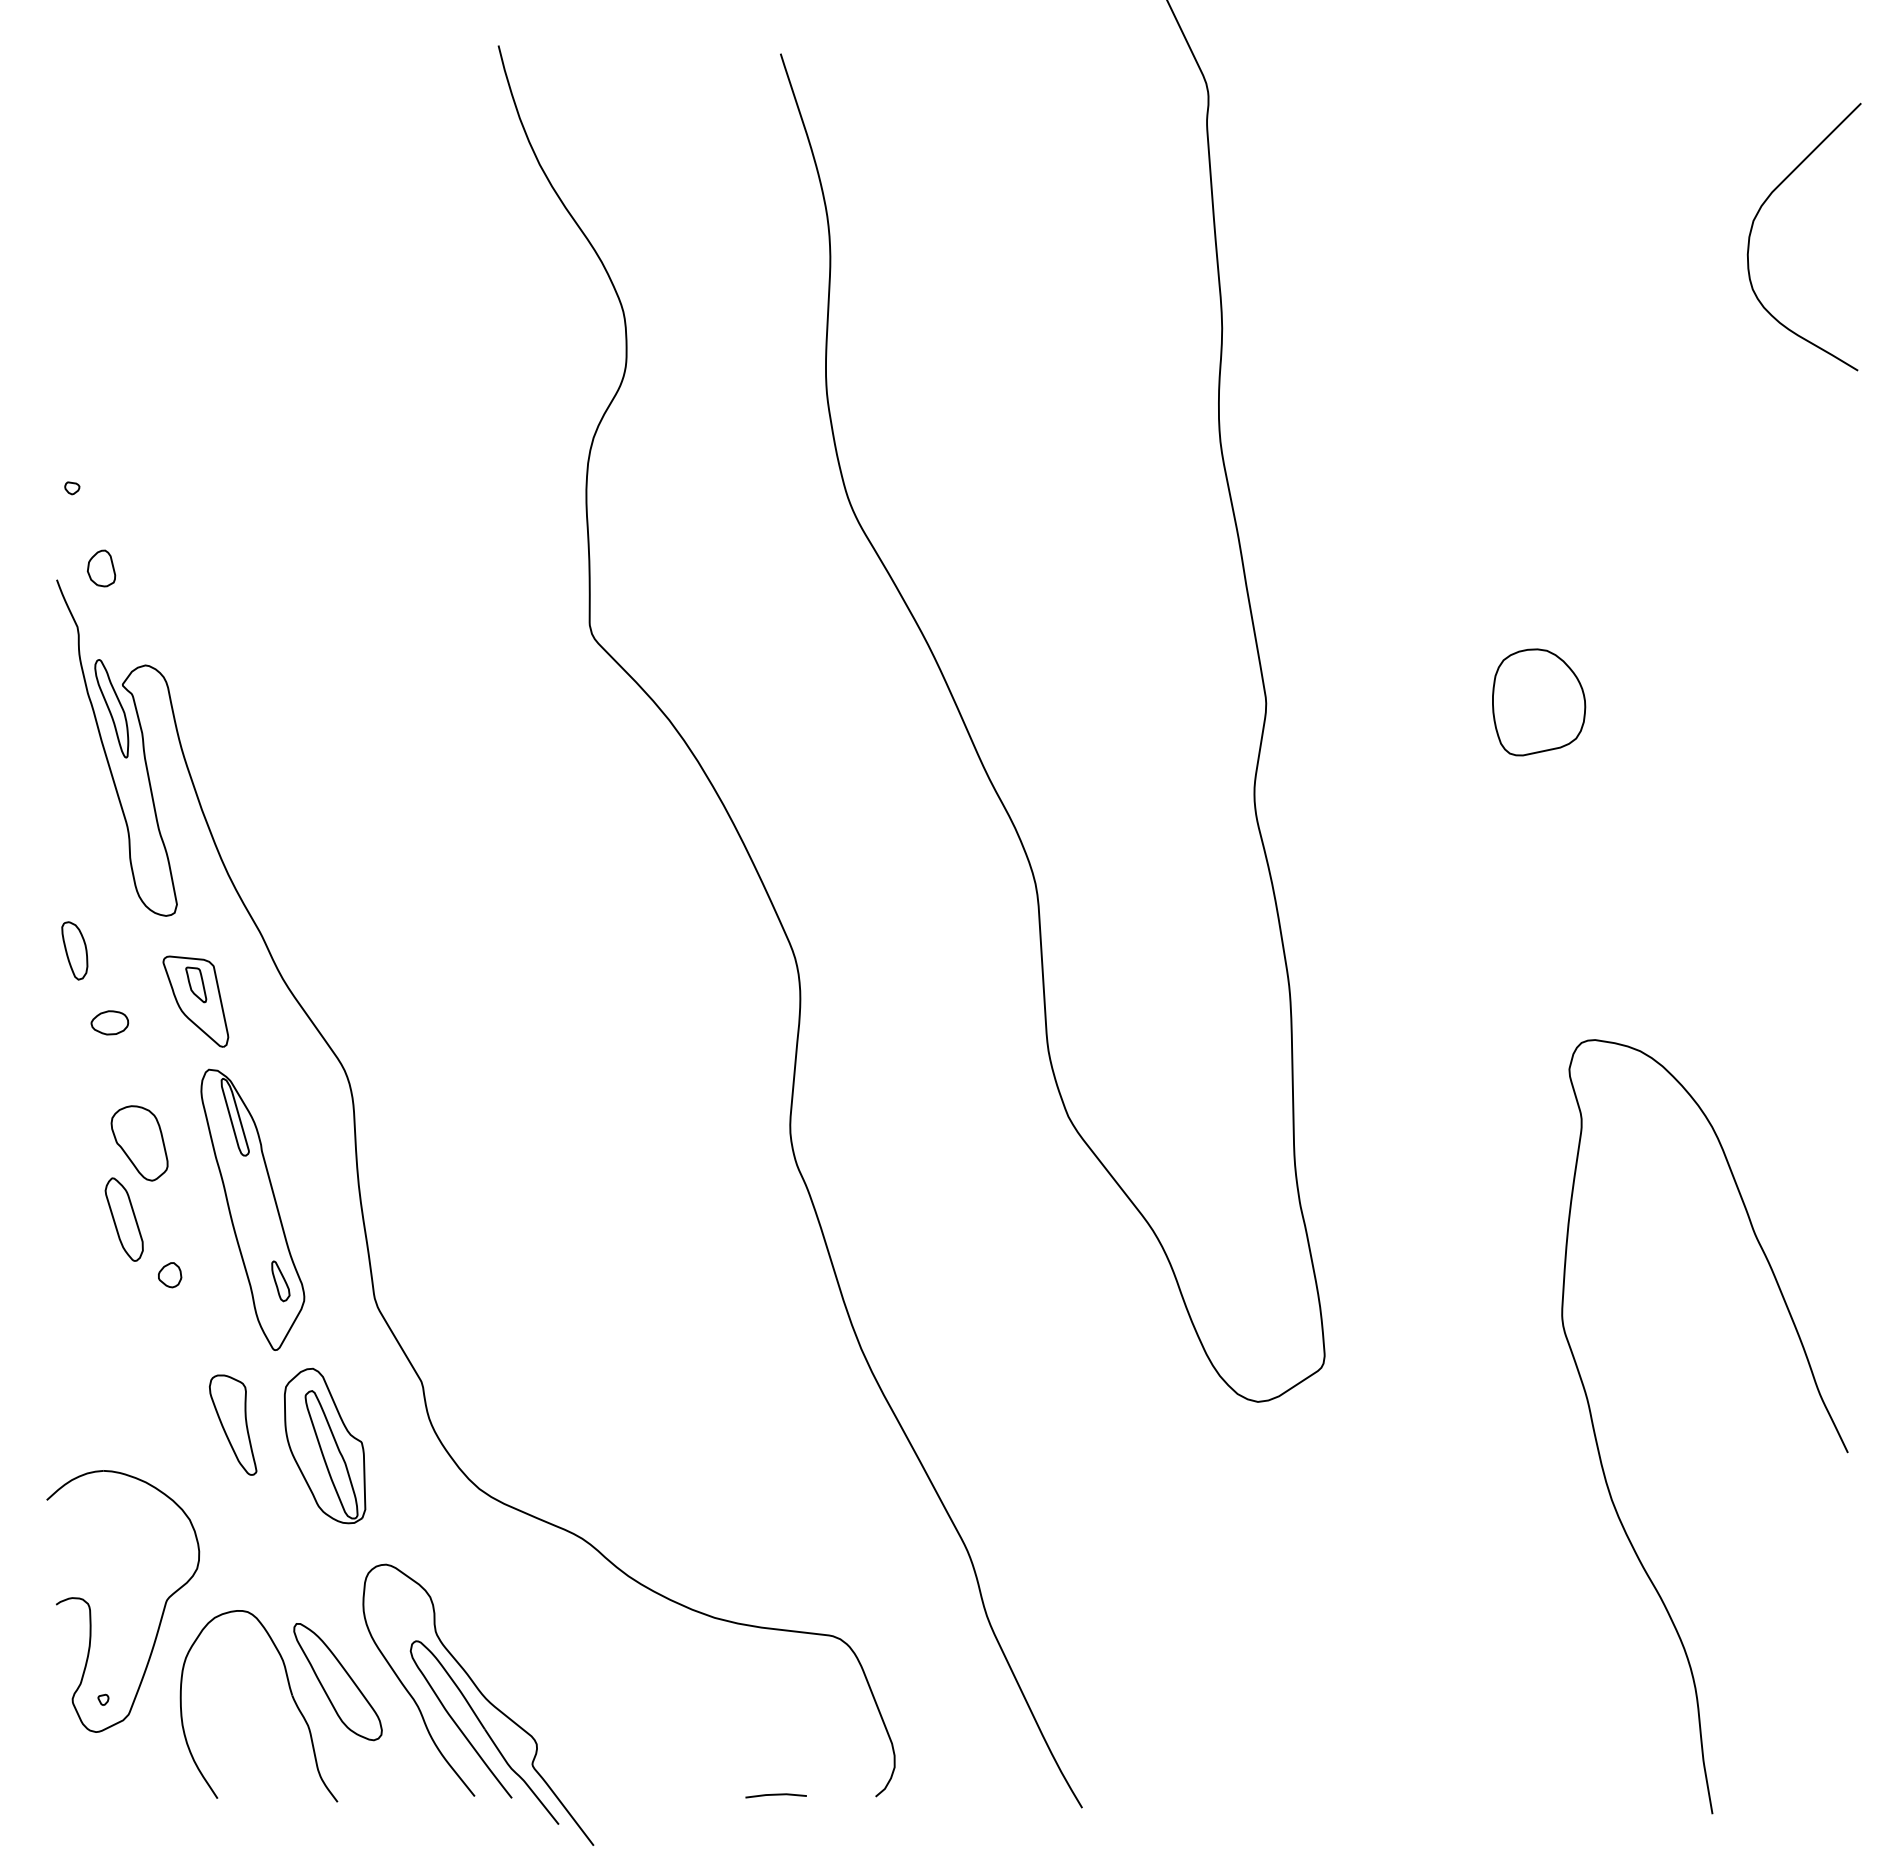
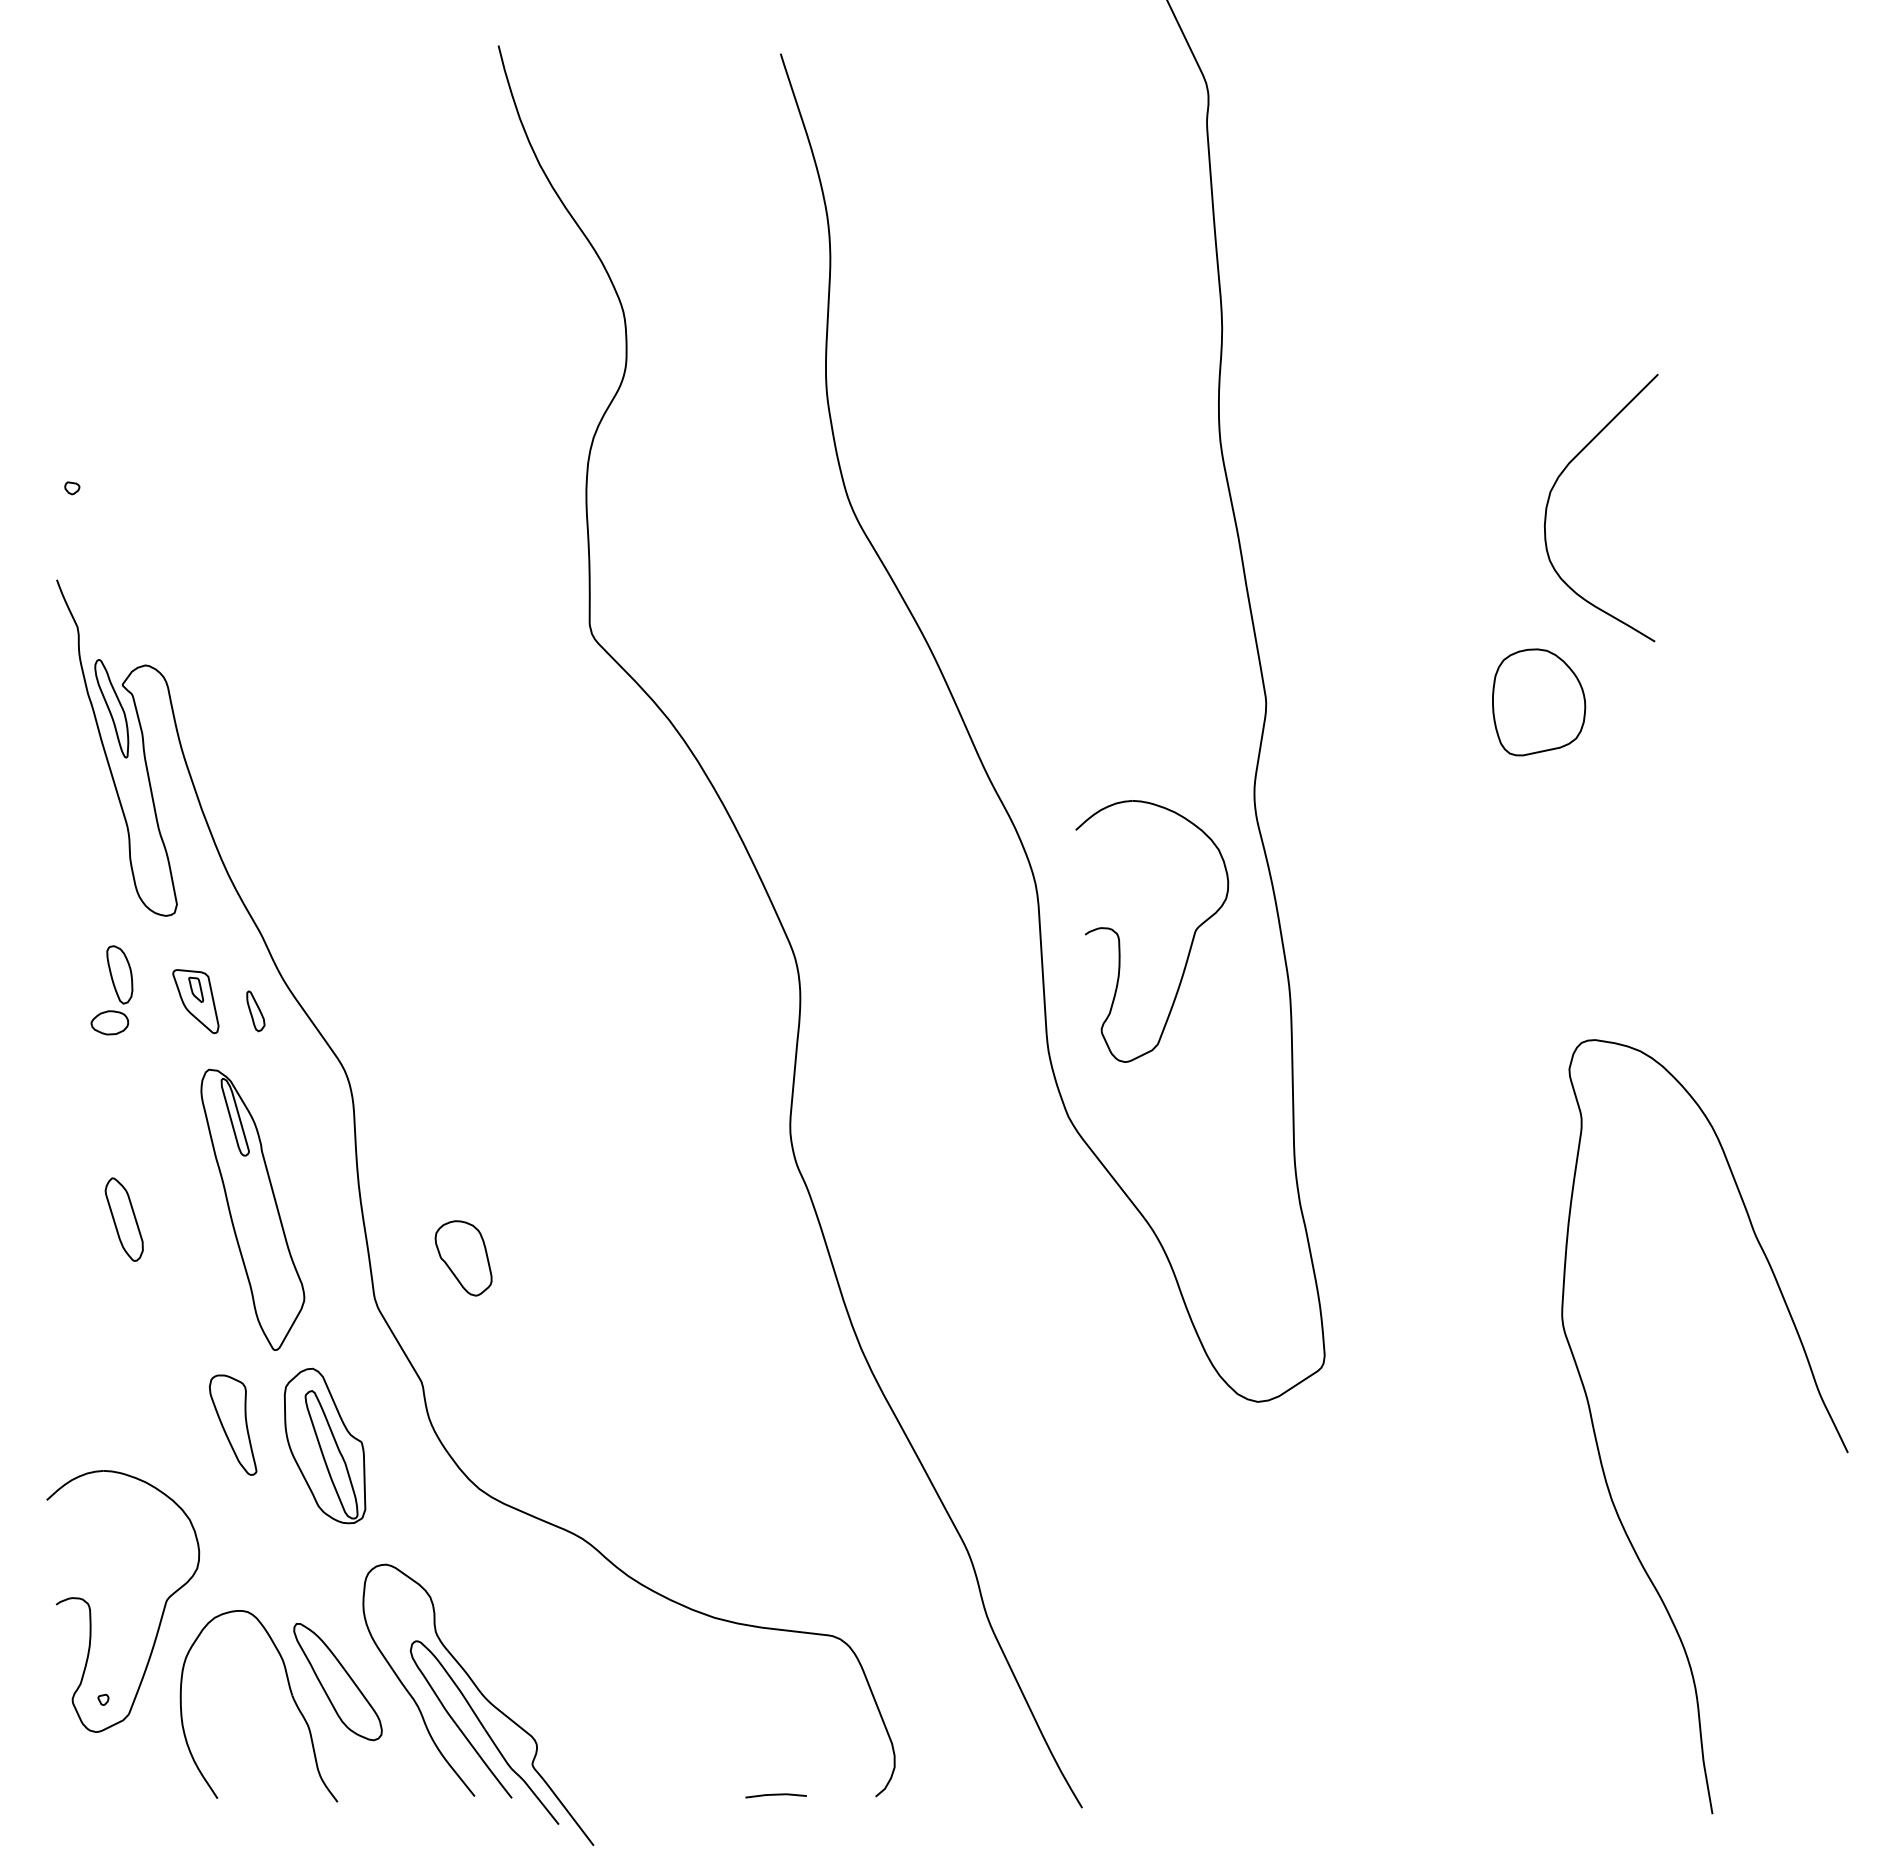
curve position: (1759, 212) -> (1556, 483) (1556, 483)
part: present -> none (101, 568)
part: none -> present (1119, 936)
part position: (74, 950) -> (119, 974) (119, 974)
part size: 68x93 px -> 48x66 px (195, 1001)
part position: (139, 1143) -> (463, 1258) (463, 1258)
part: present -> none (170, 1275)
part position: (280, 1281) -> (255, 1011) (255, 1011)
